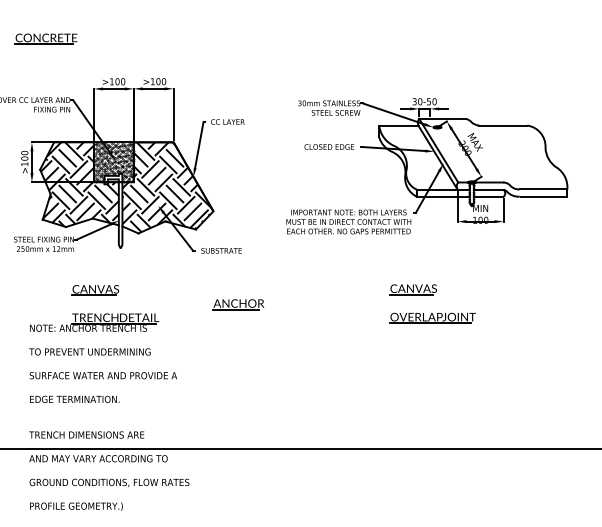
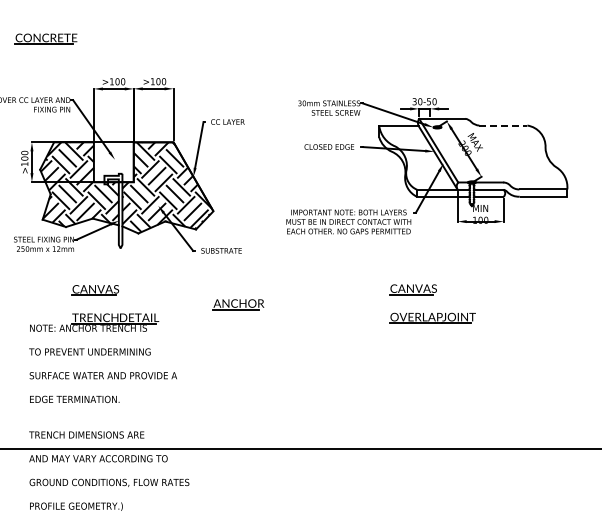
line: solid -> dashed (503, 125)
hatch: present -> none (113, 162)
